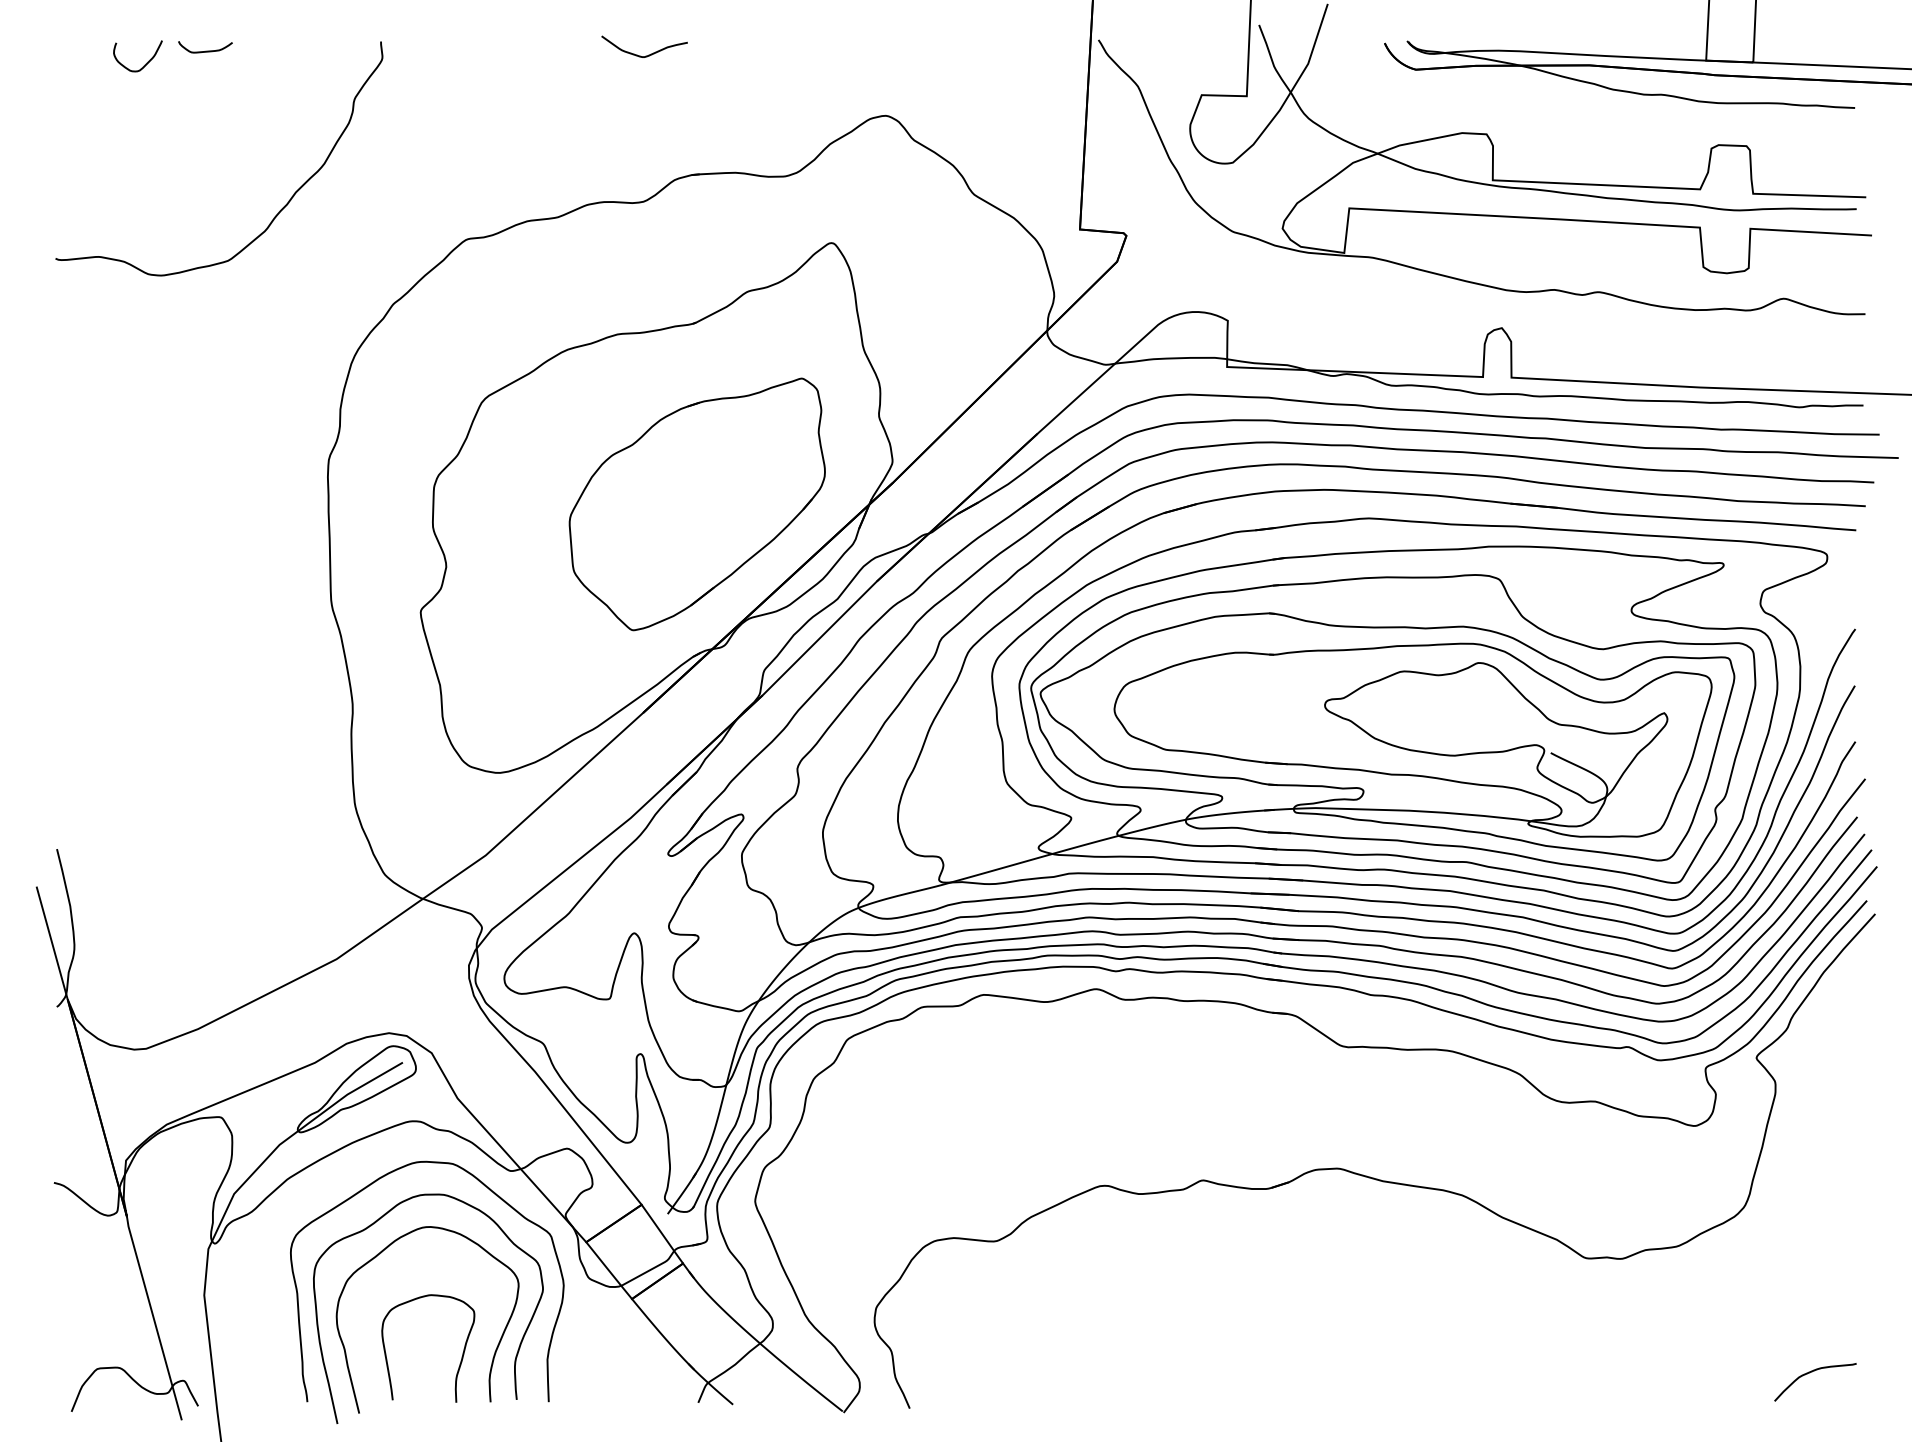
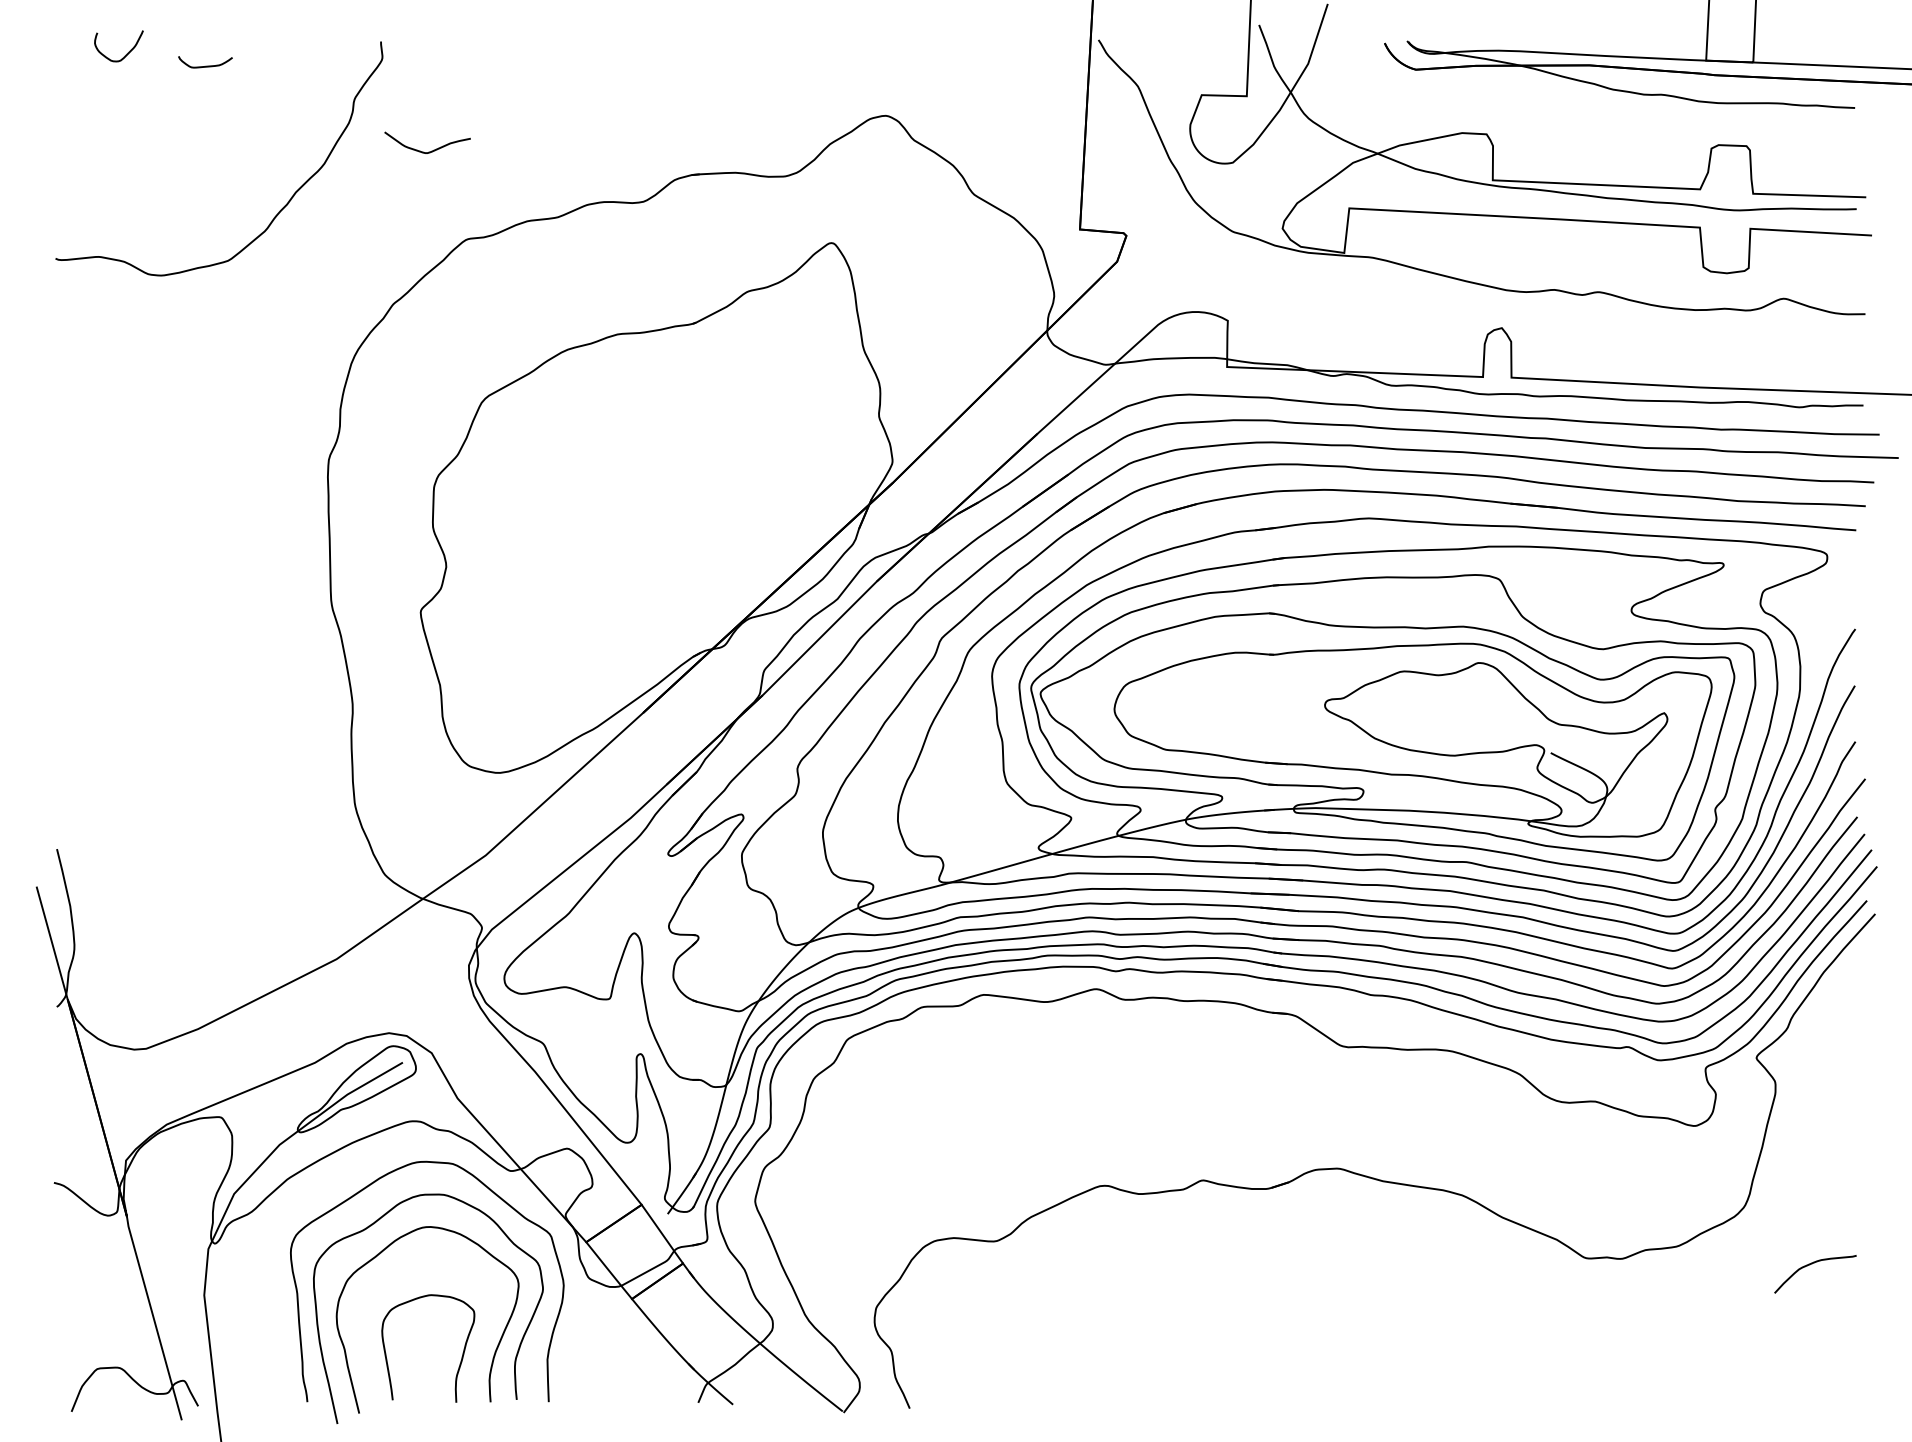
curve position: (205, 50) -> (205, 65) (205, 65)
curve position: (648, 54) -> (431, 150) (431, 150)
curve position: (145, 63) -> (126, 53) (126, 53)
part: present -> none (696, 504)
curve position: (1812, 1372) -> (1812, 1264) (1812, 1264)
